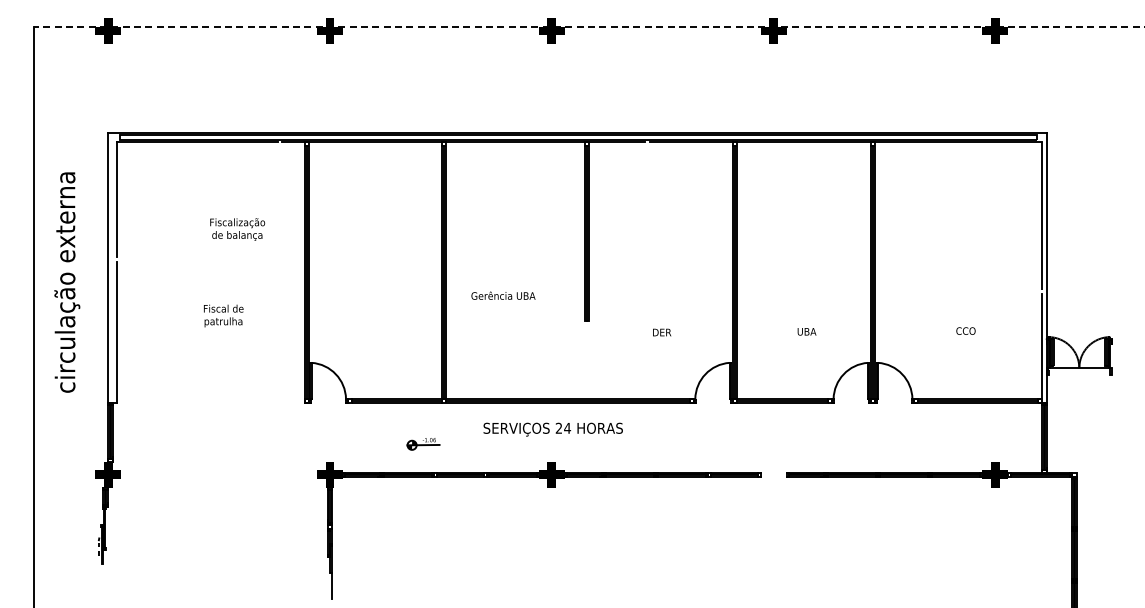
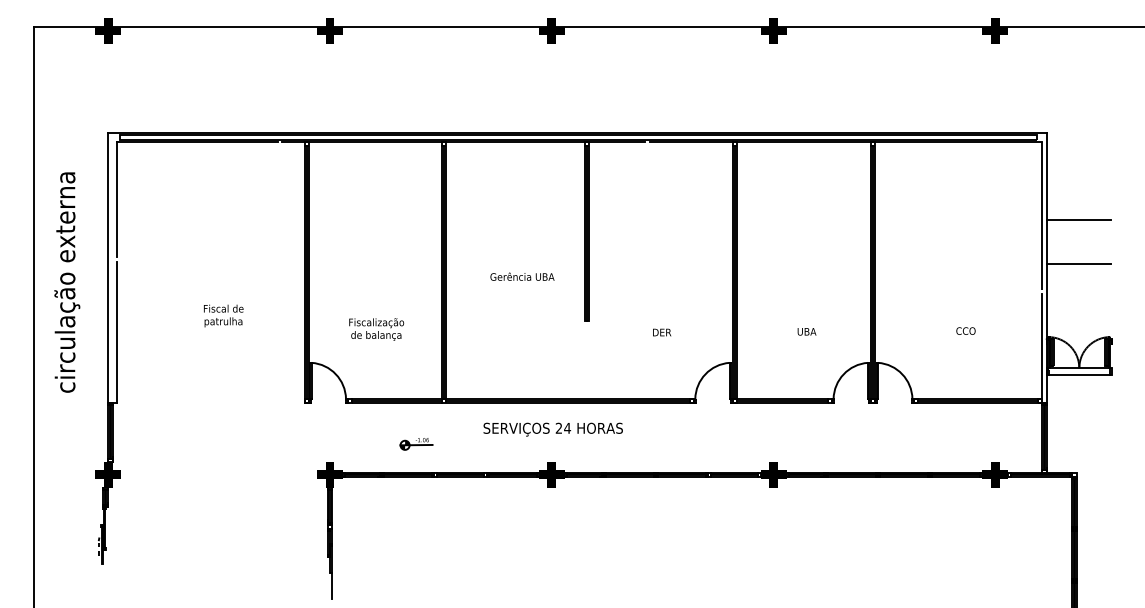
line: dashed -> solid (589, 26)
line: none -> present (1078, 220)
text position: (237, 229) -> (376, 329) (376, 329)
line: none -> present (1078, 263)
text position: (503, 295) -> (522, 276) (522, 276)
line: none -> present (1078, 374)
part position: (423, 444) -> (416, 444) (416, 444)
fill: none -> present (773, 474)
